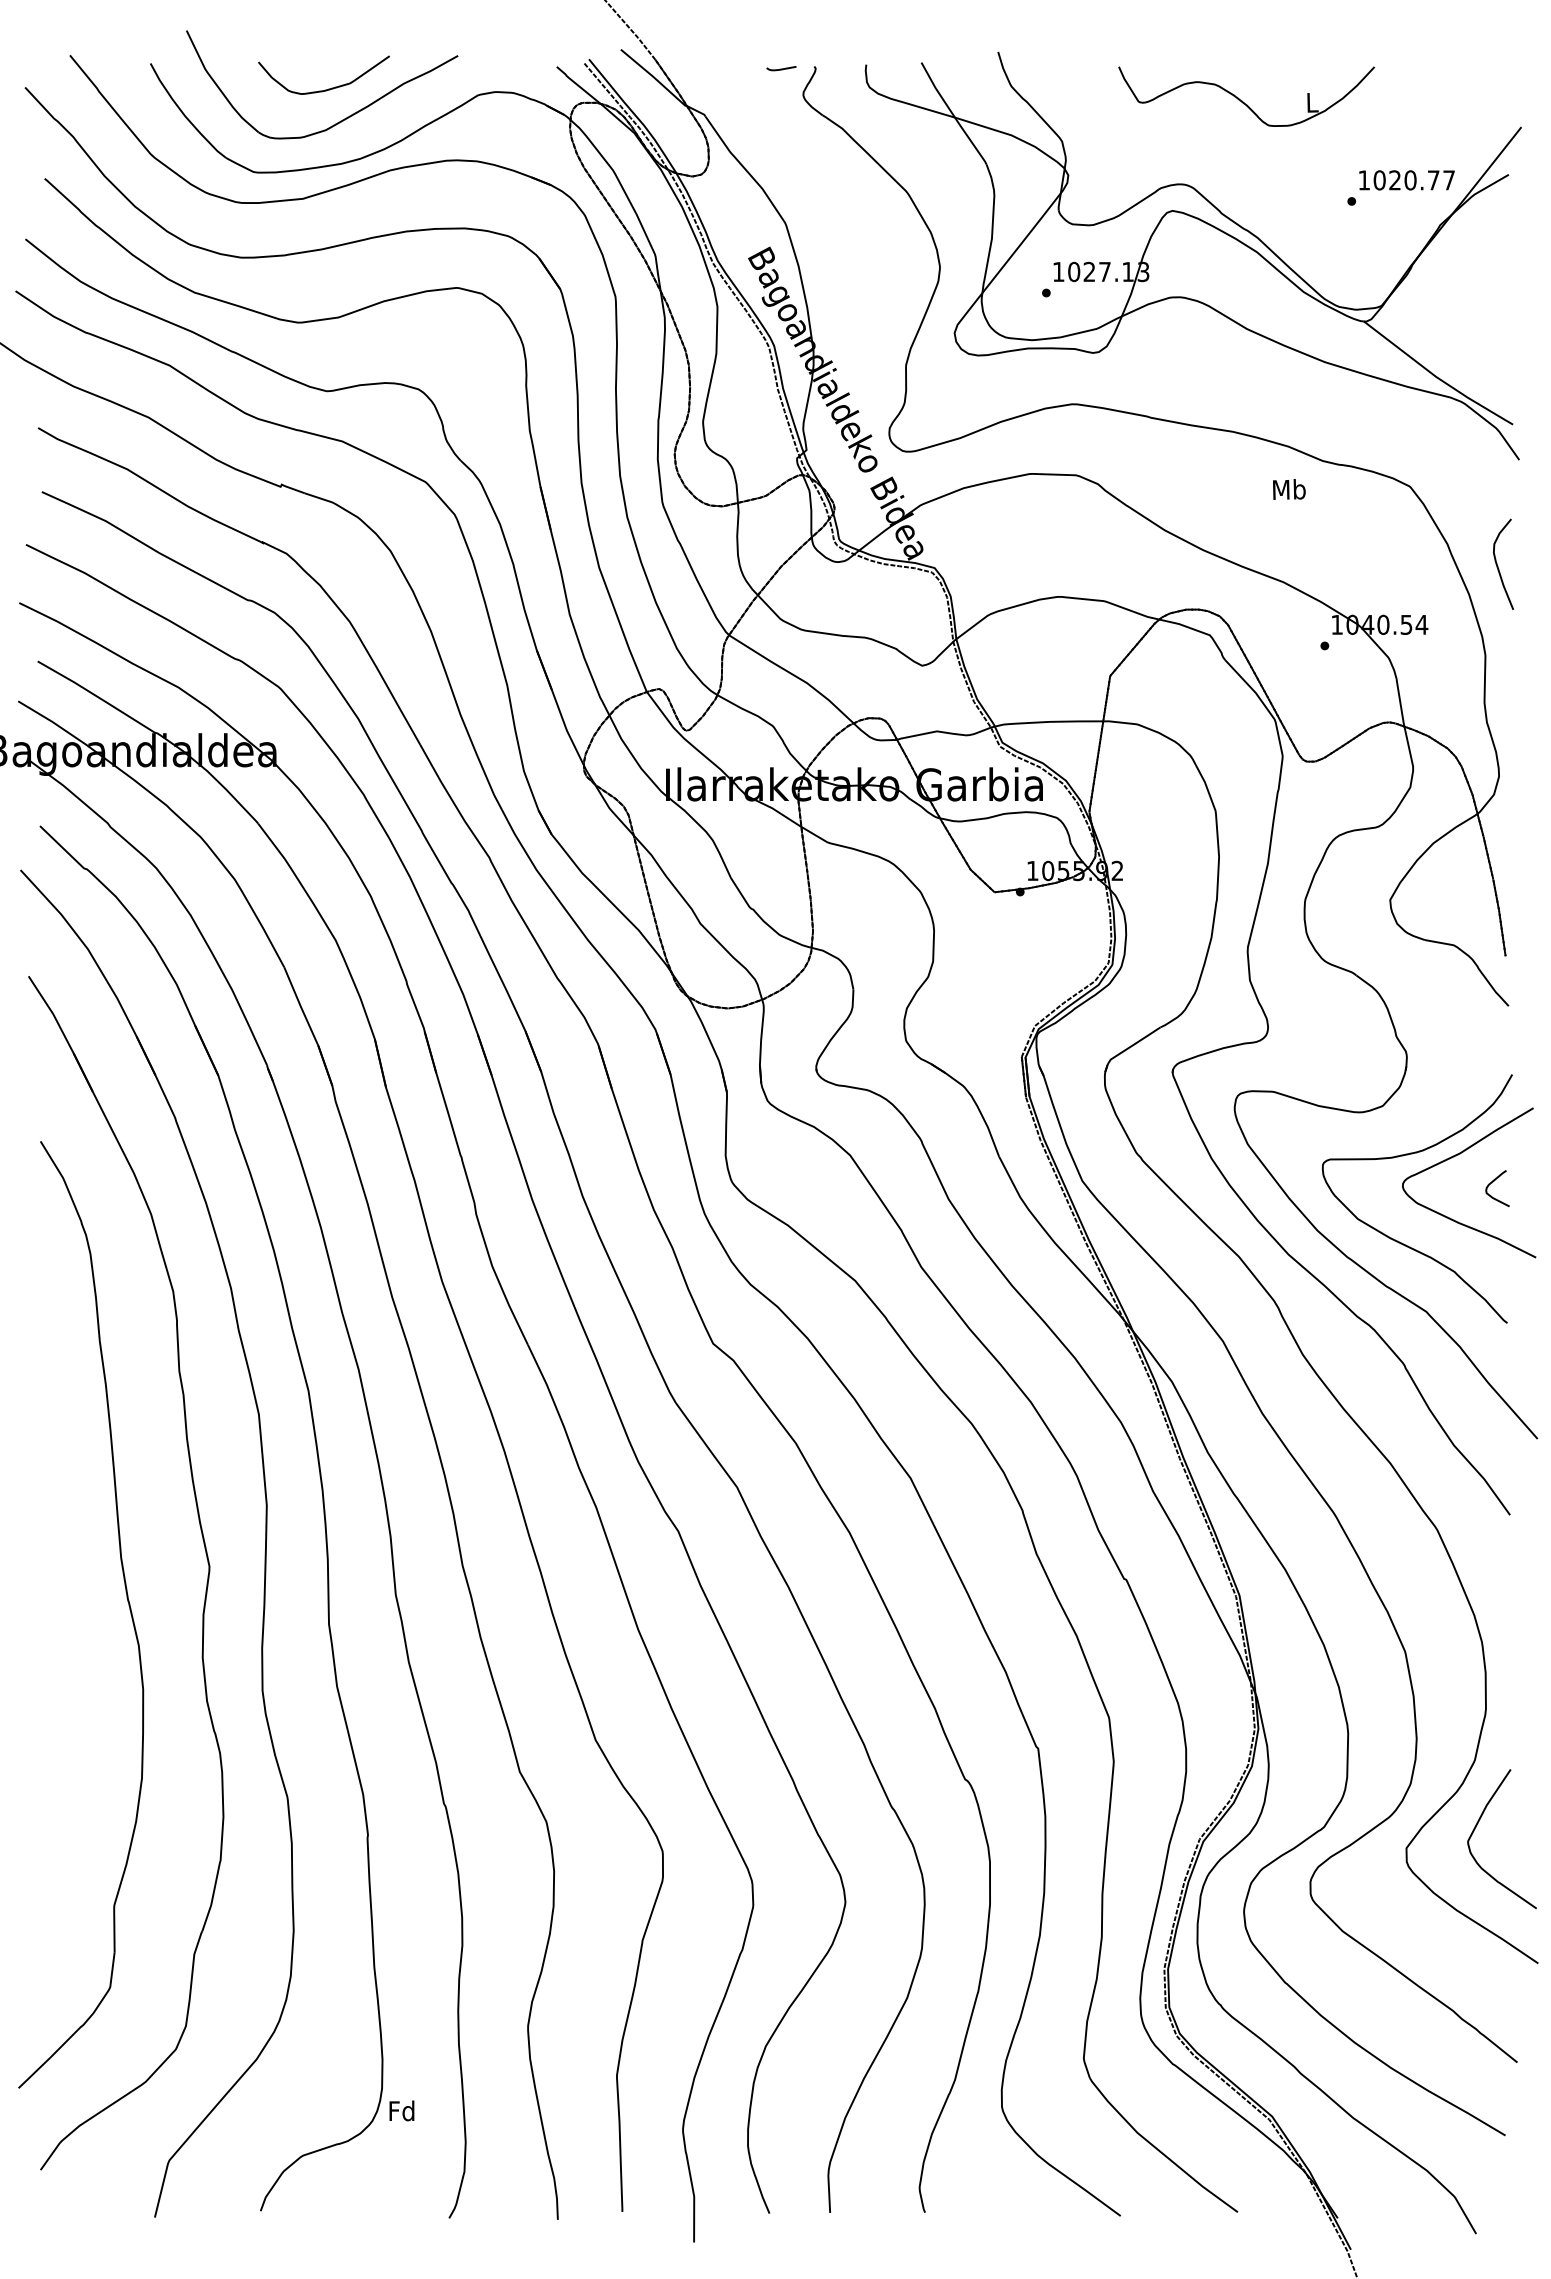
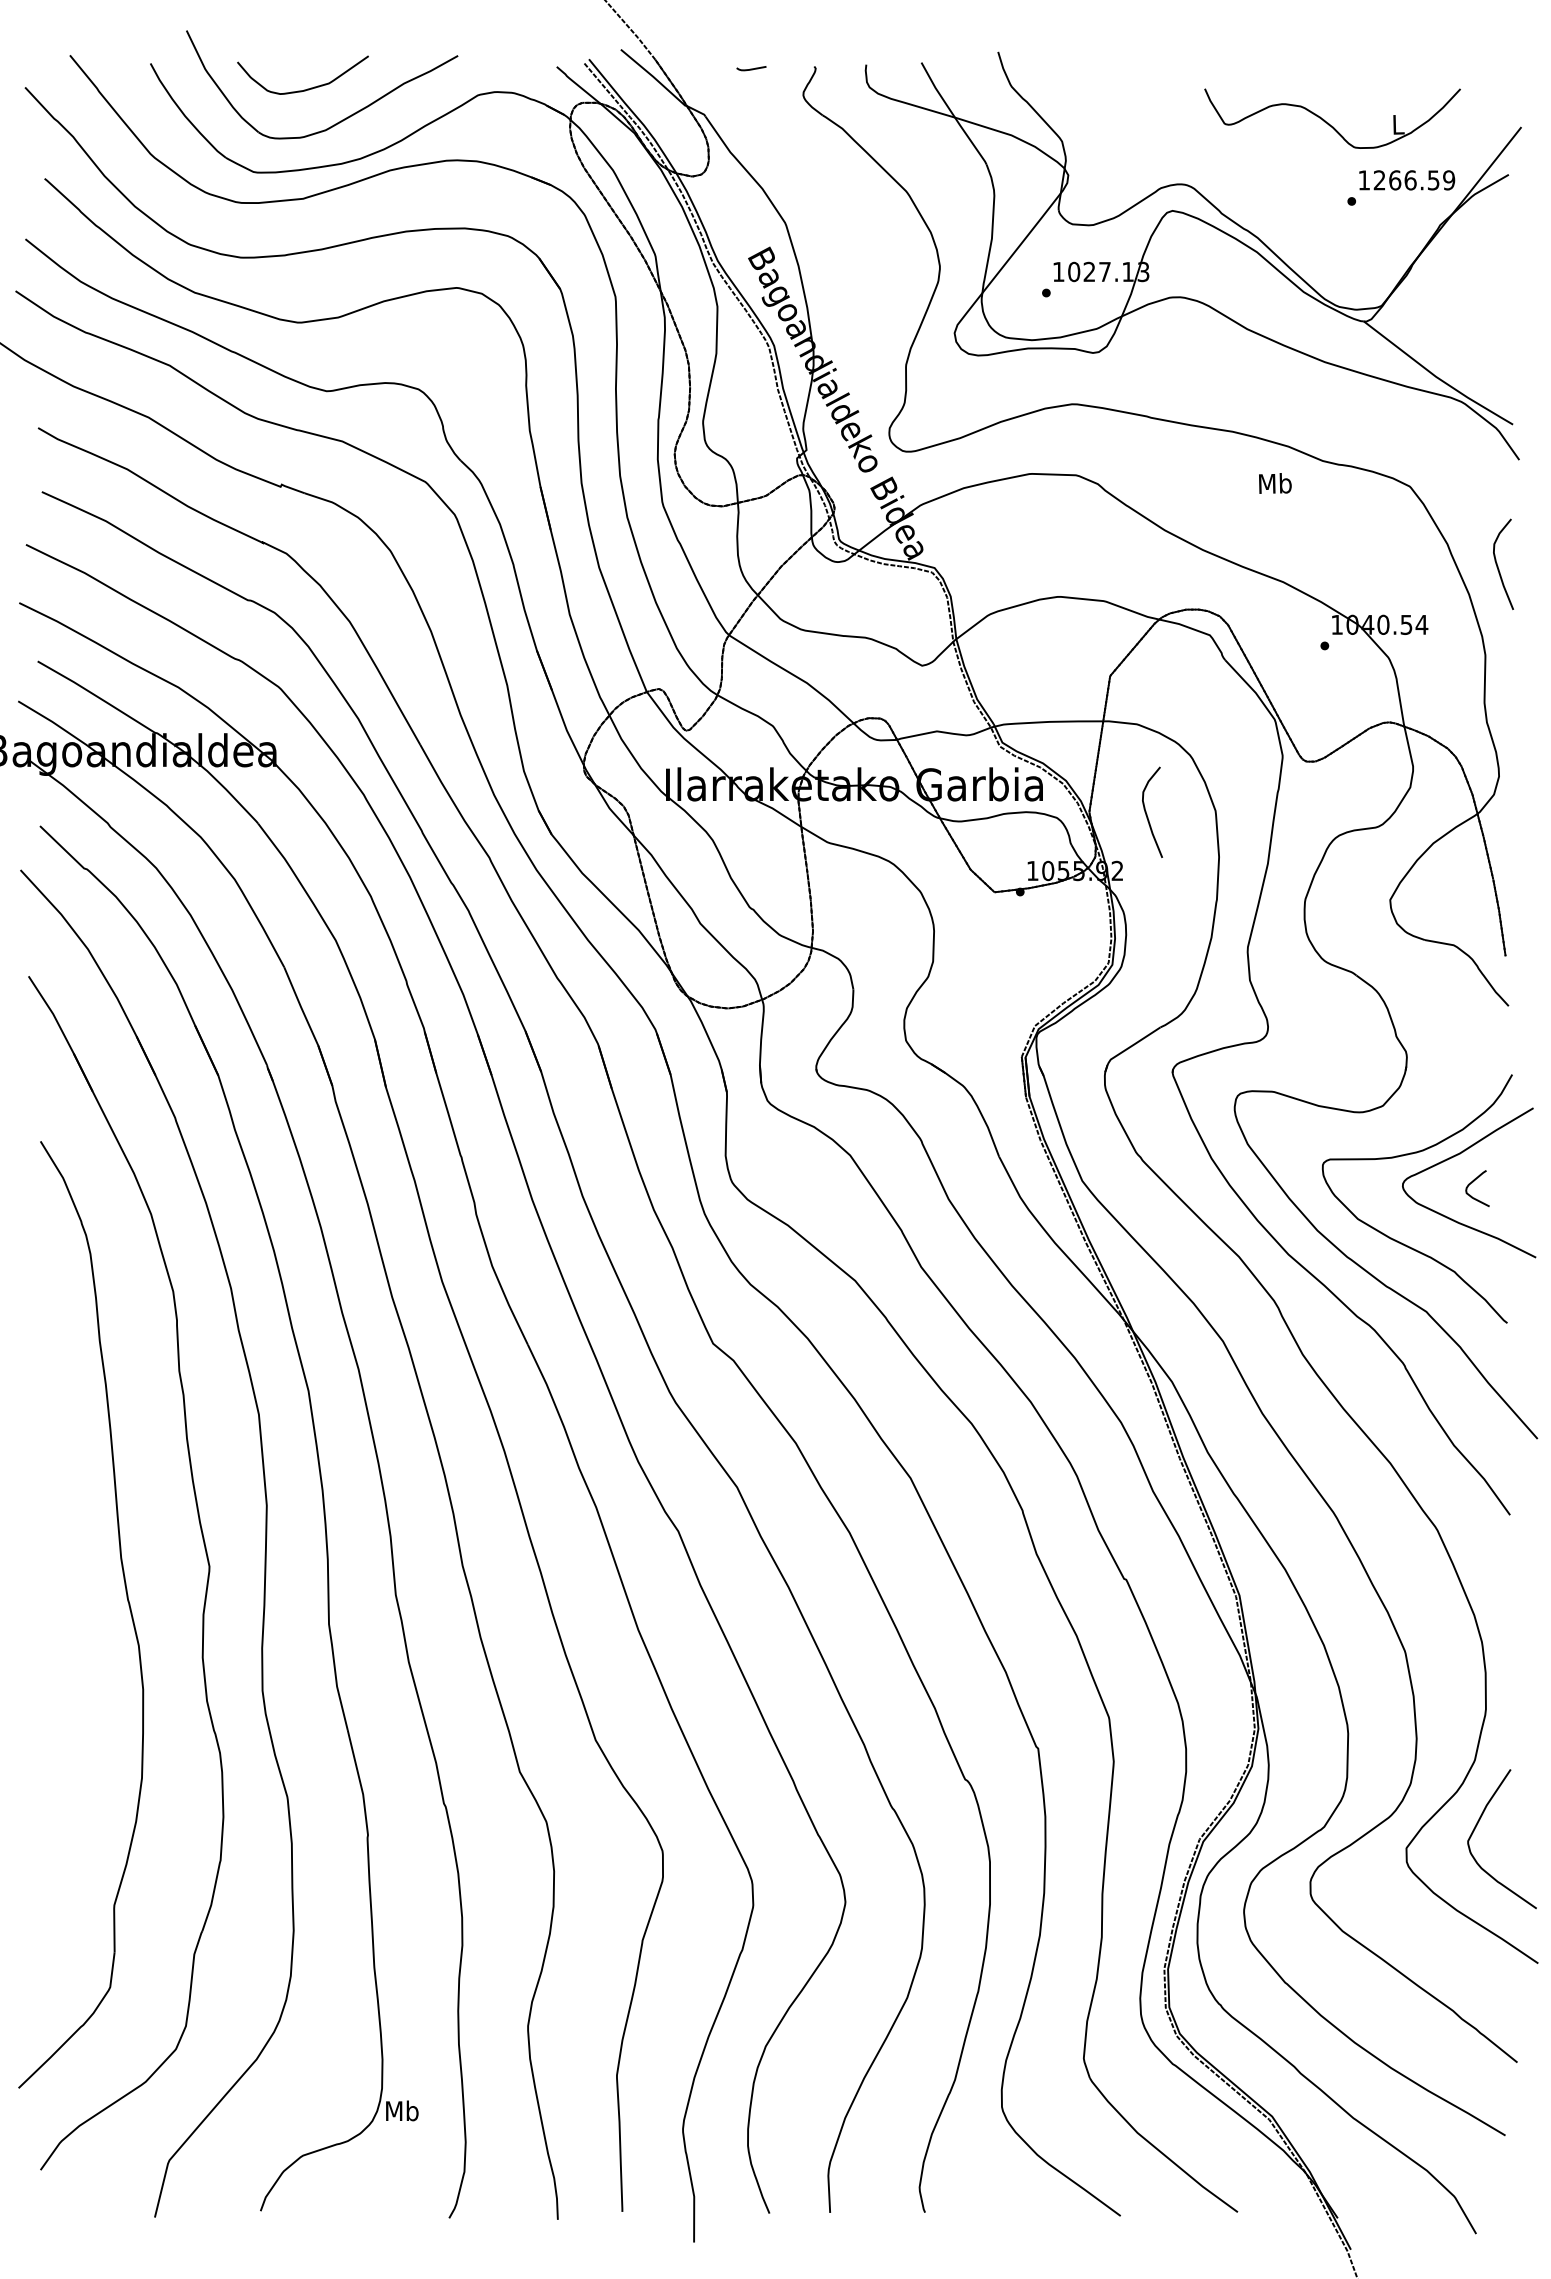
curve position: (781, 68) -> (751, 68) (751, 68)
curve position: (328, 88) -> (307, 88) (307, 88)
part position: (1246, 96) -> (1332, 118) (1332, 118)
text: 1020.77 -> 1266.59 (1414, 180)
text position: (1289, 489) -> (1275, 483) (1275, 483)
curve: none -> present (1147, 814)
curve position: (1492, 1183) -> (1472, 1183) (1472, 1183)
text: Fd -> Mb (402, 2110)
